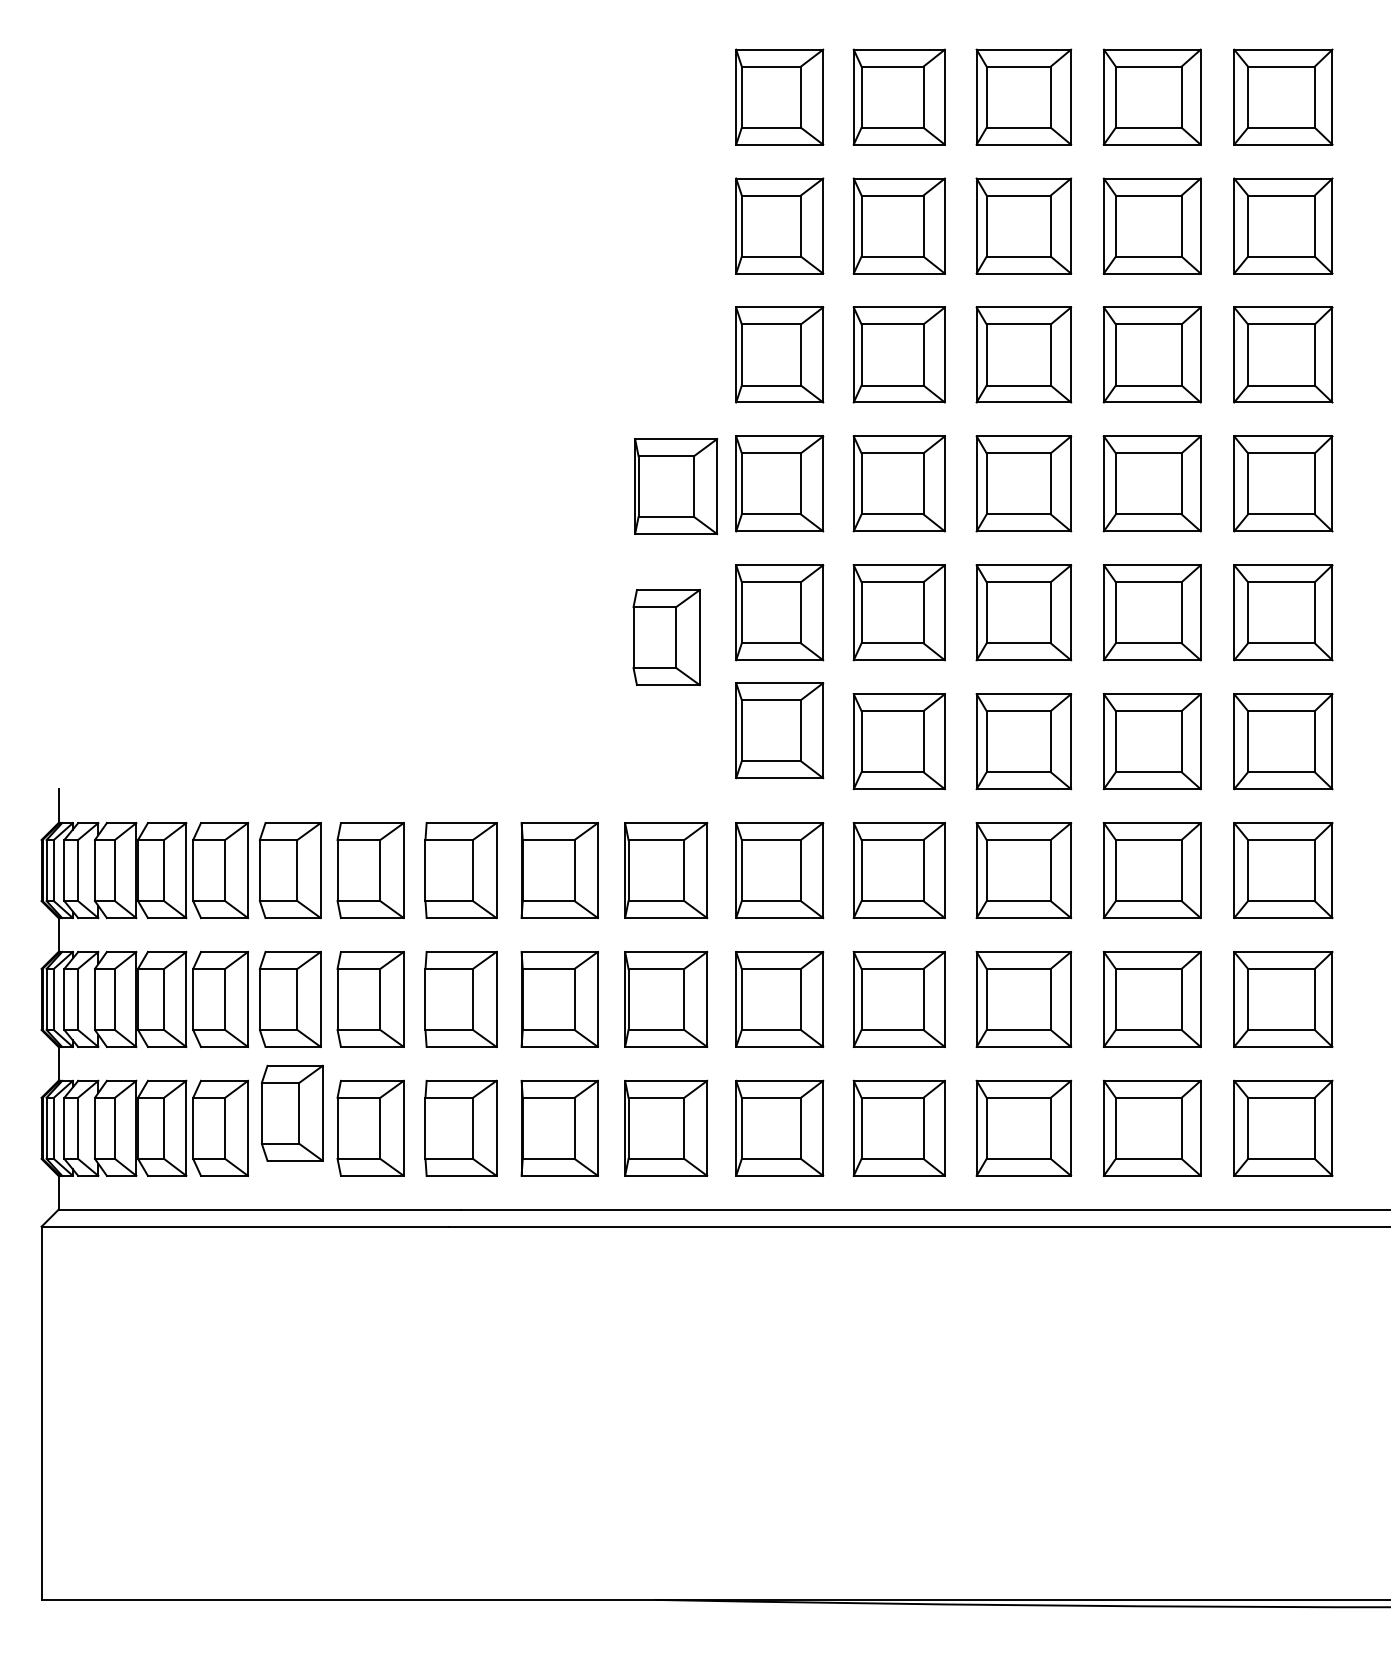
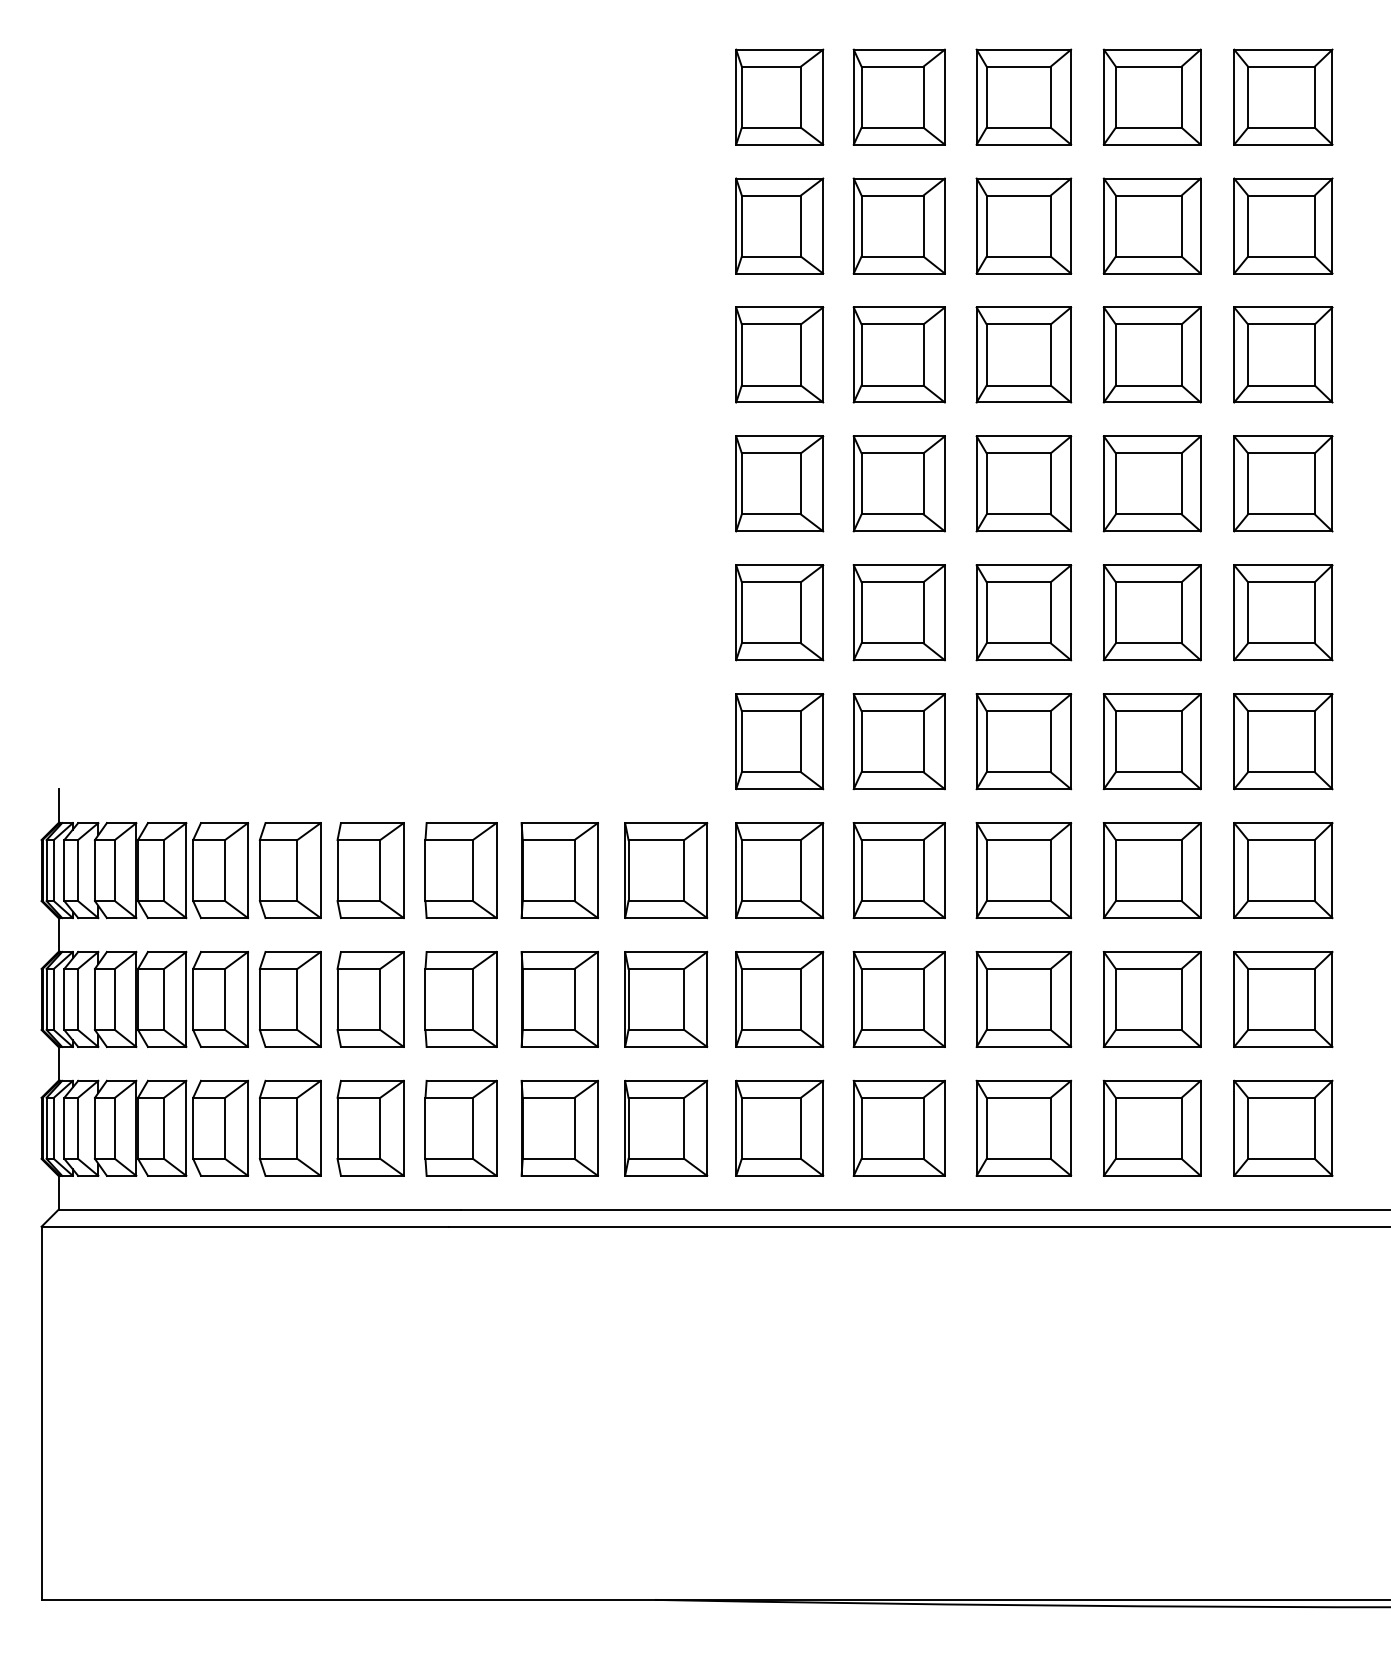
part: present -> none (676, 486)
part: present -> none (666, 637)
part position: (779, 730) -> (779, 741) (779, 741)
part position: (291, 1112) -> (289, 1127) (289, 1127)
